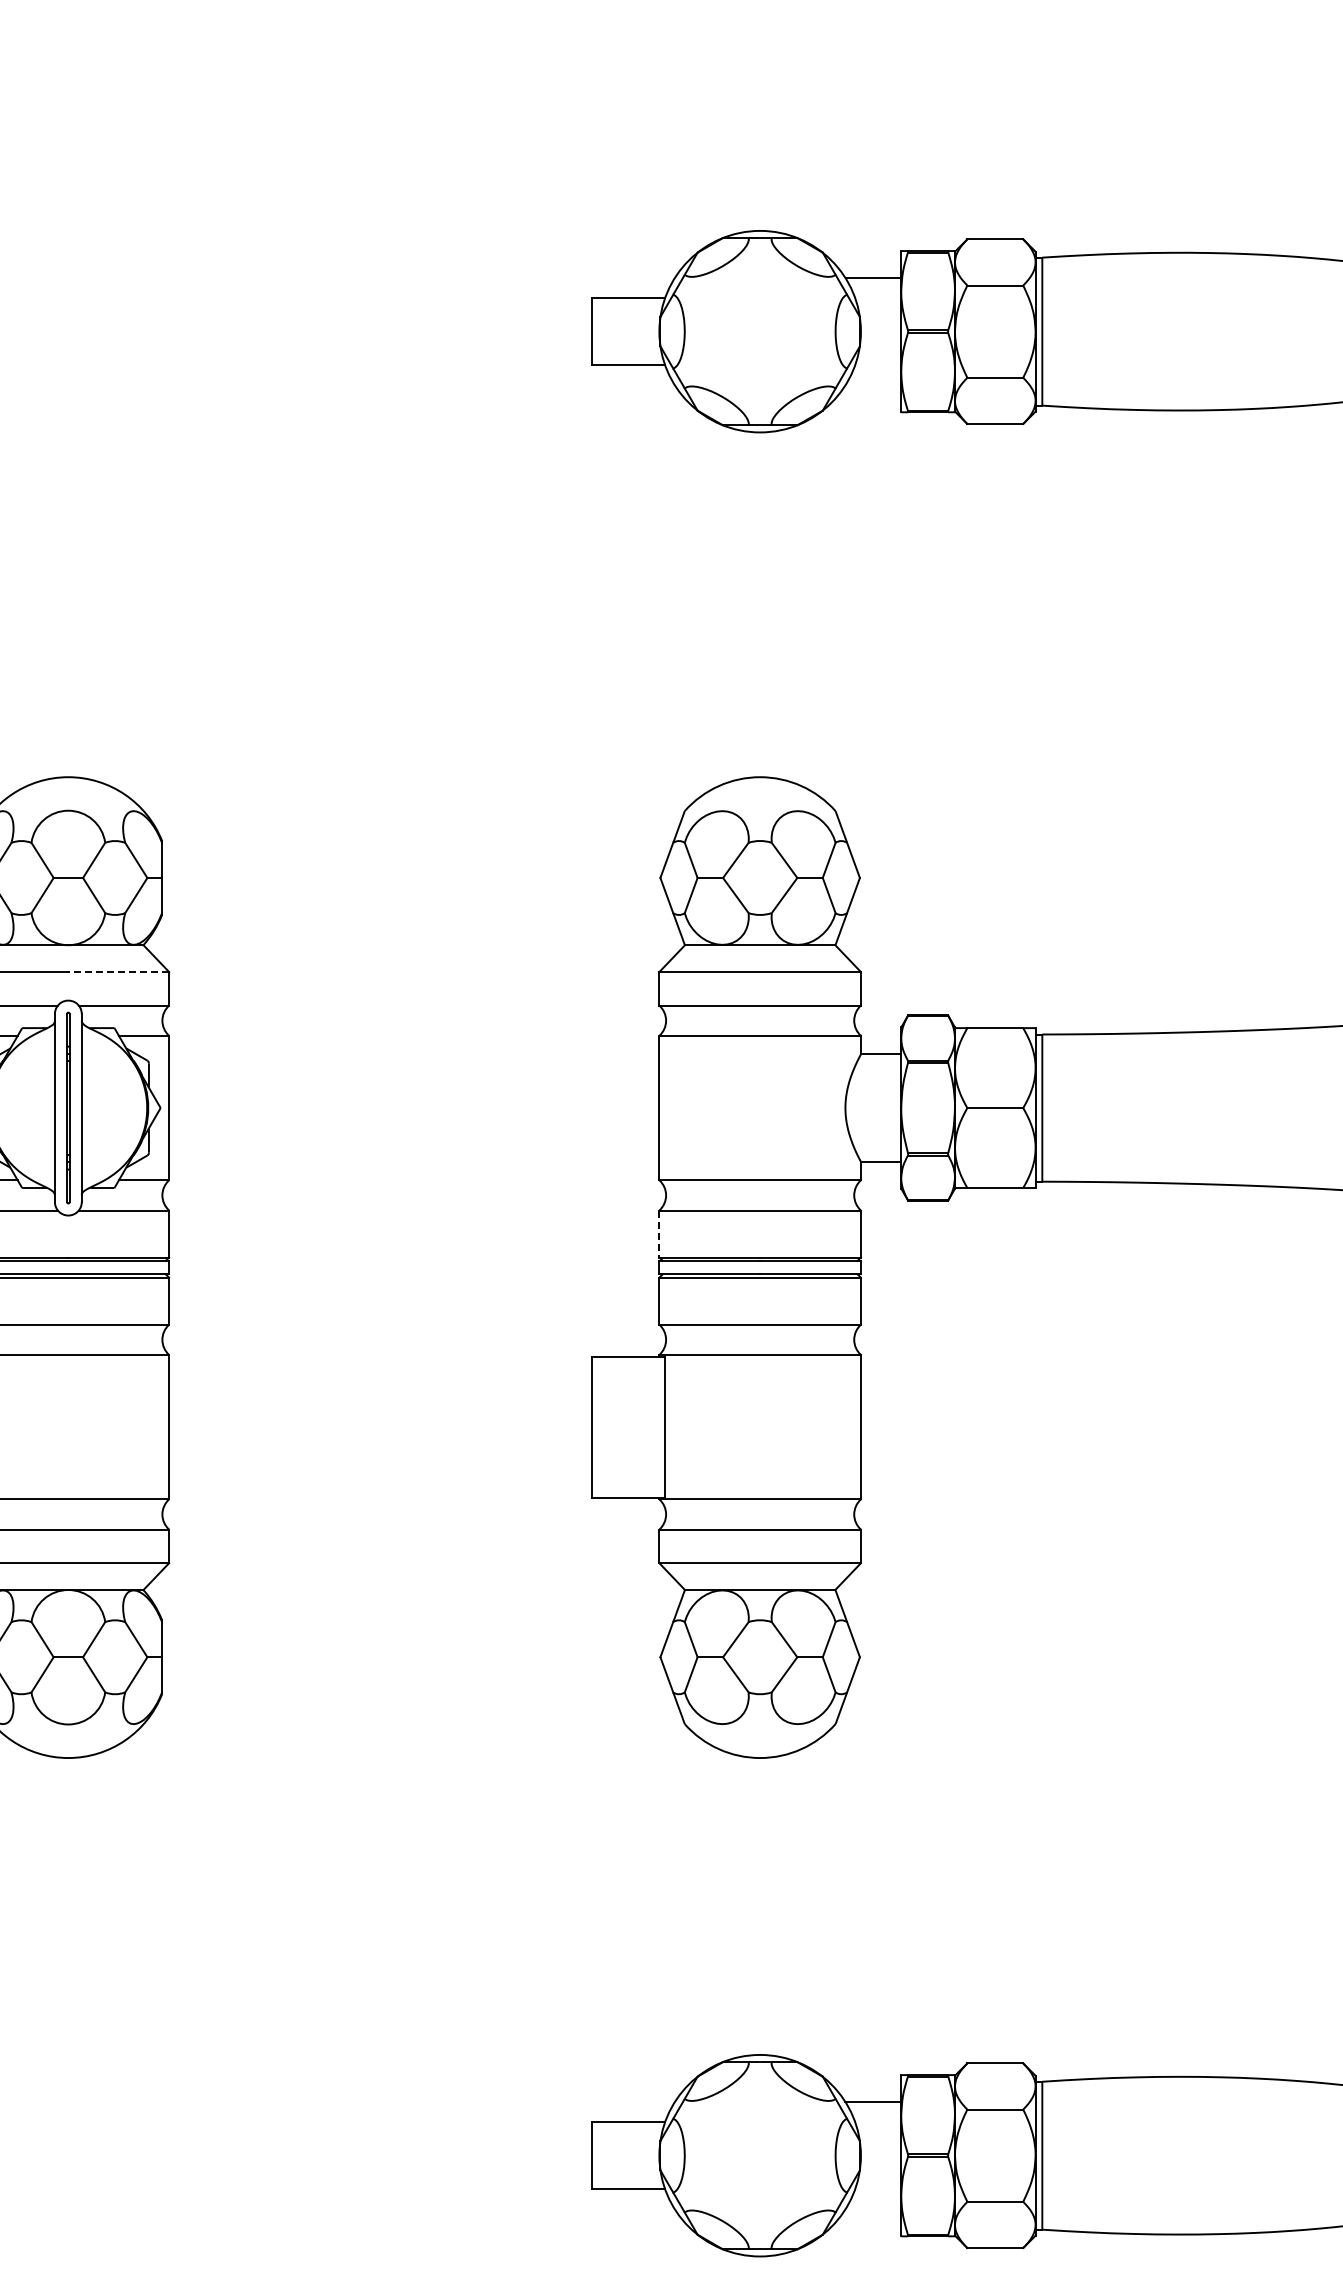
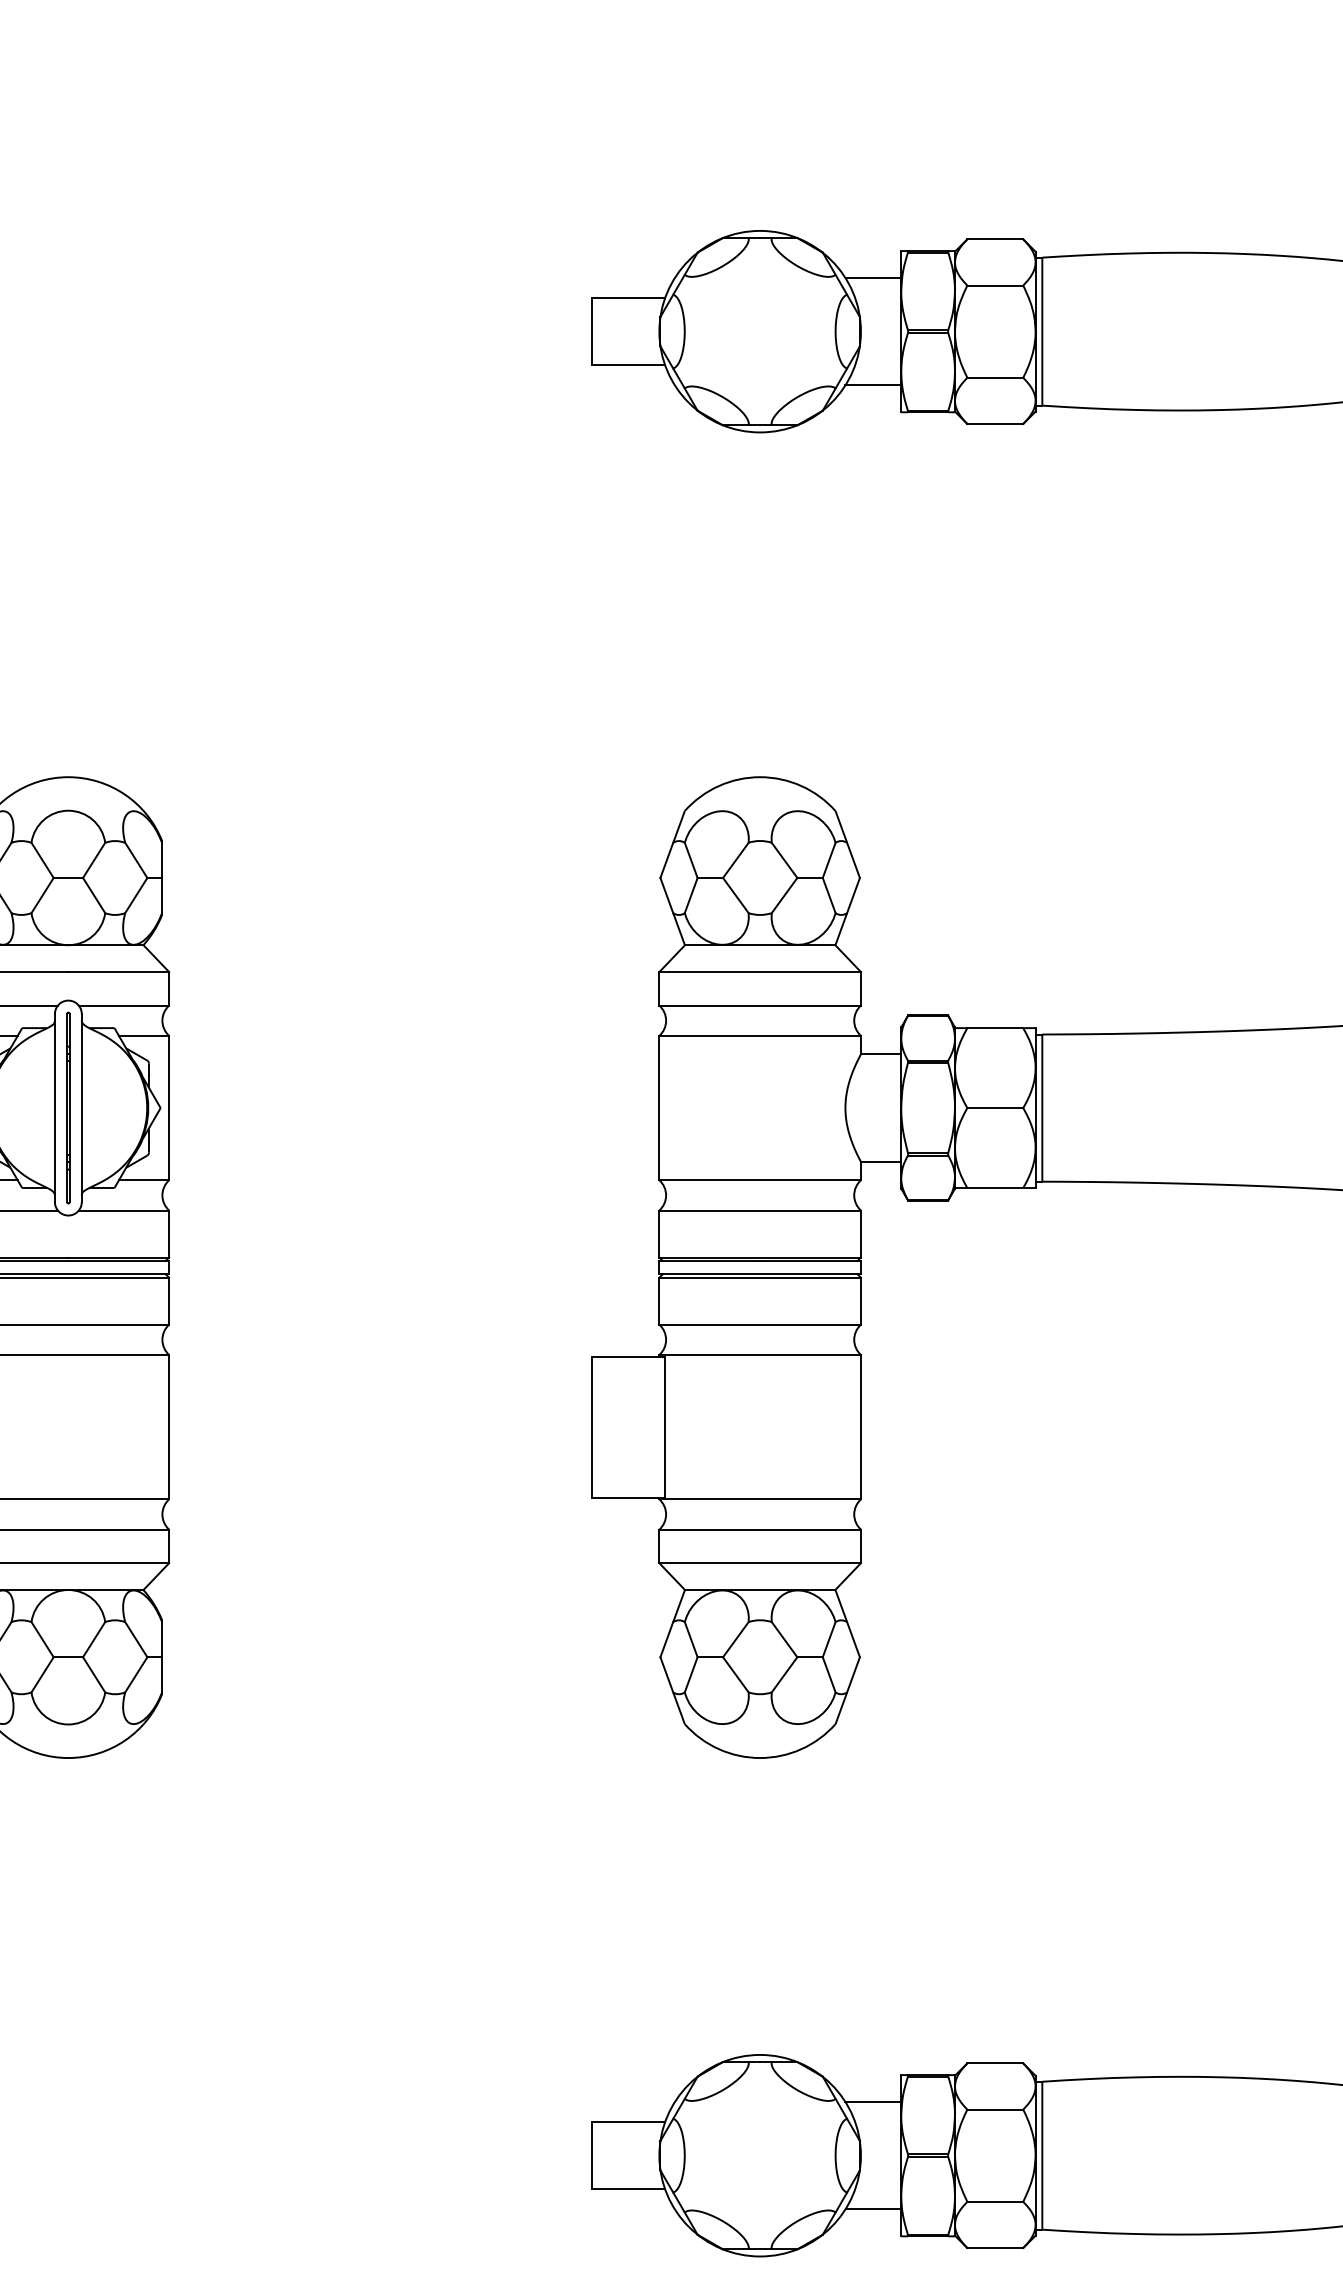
line: none -> present (873, 385)
line: dashed -> solid (118, 972)
line: dashed -> solid (659, 1234)
line: none -> present (873, 2209)
